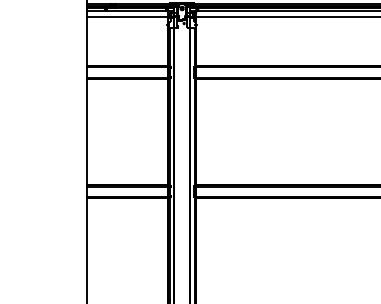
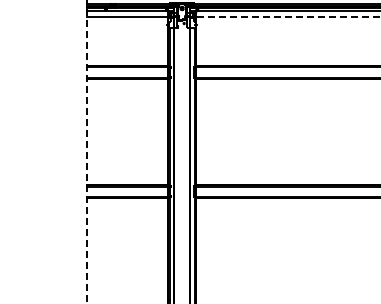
line: solid -> dashed (283, 17)
line: solid -> dashed (87, 152)
